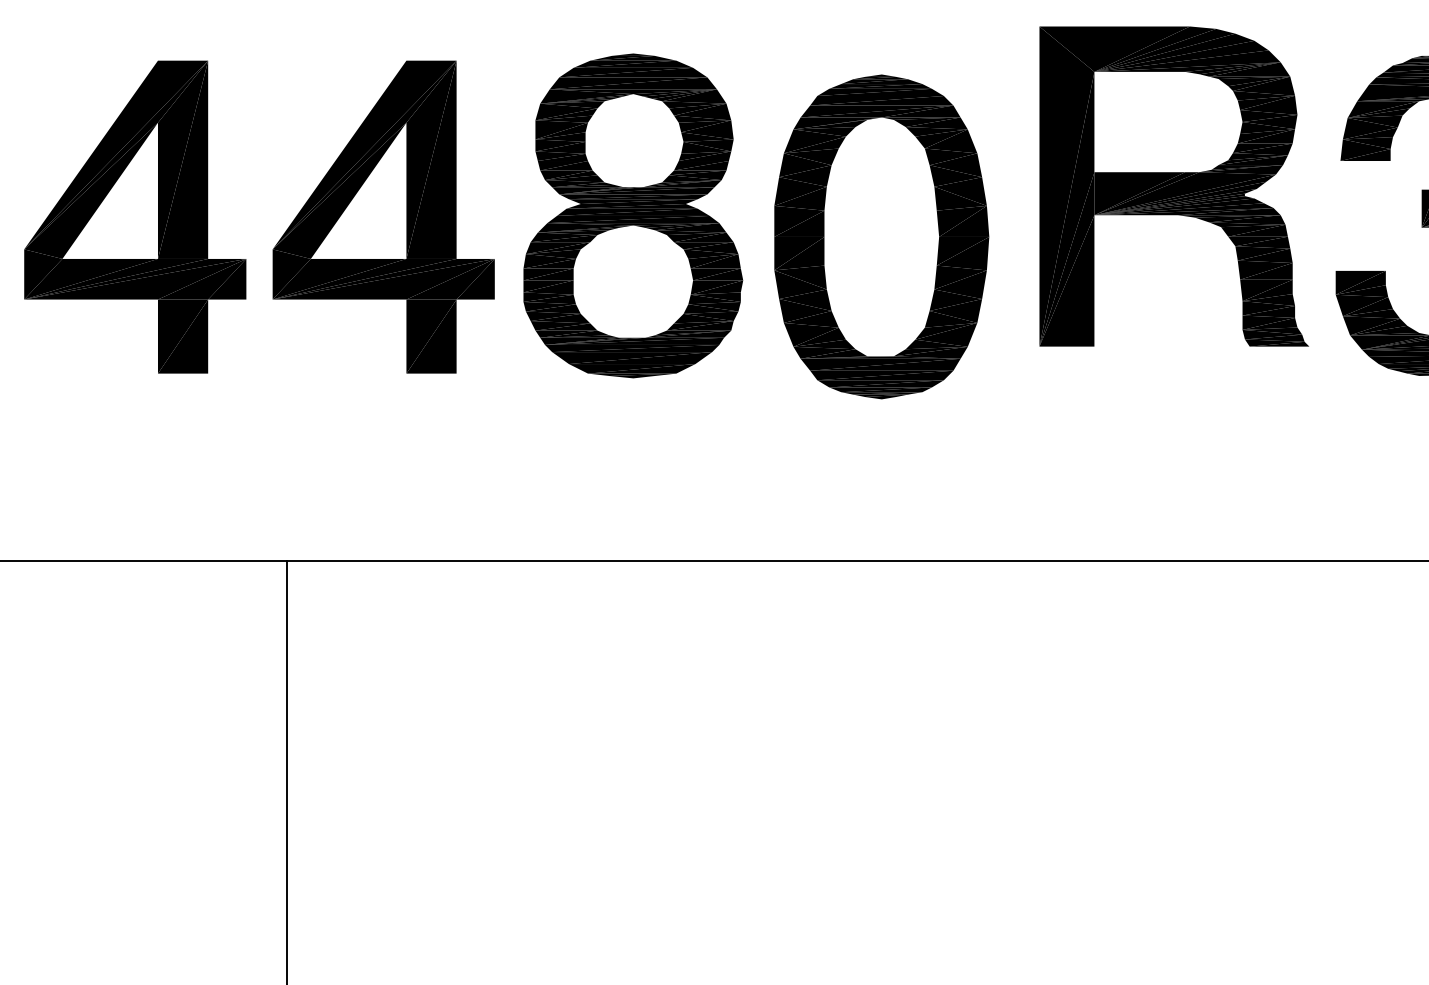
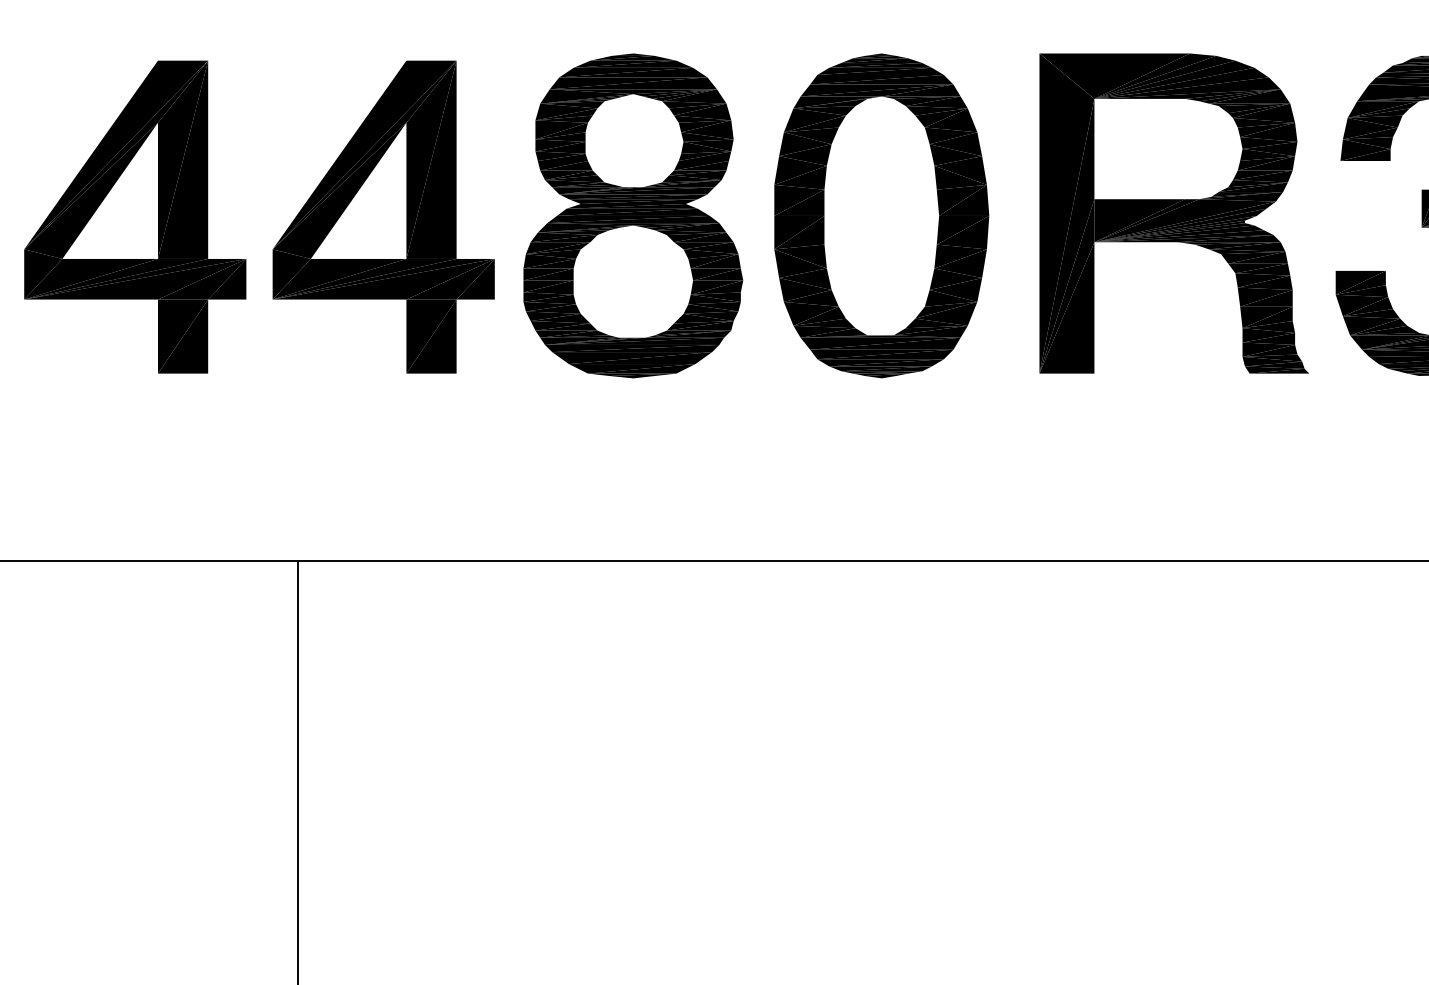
part position: (1173, 186) -> (1173, 213) (1173, 213)
part position: (881, 236) -> (881, 215) (881, 215)
line position: (286, 771) -> (297, 771) (297, 771)
